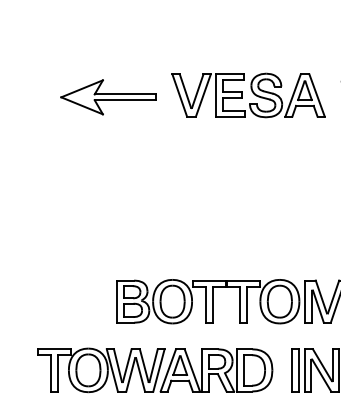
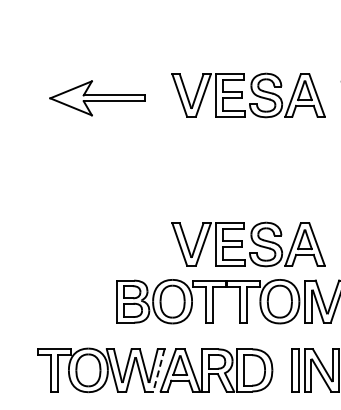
part position: (108, 97) -> (97, 98) (97, 98)
part: none -> present (248, 244)
line: solid -> dashed (158, 370)
